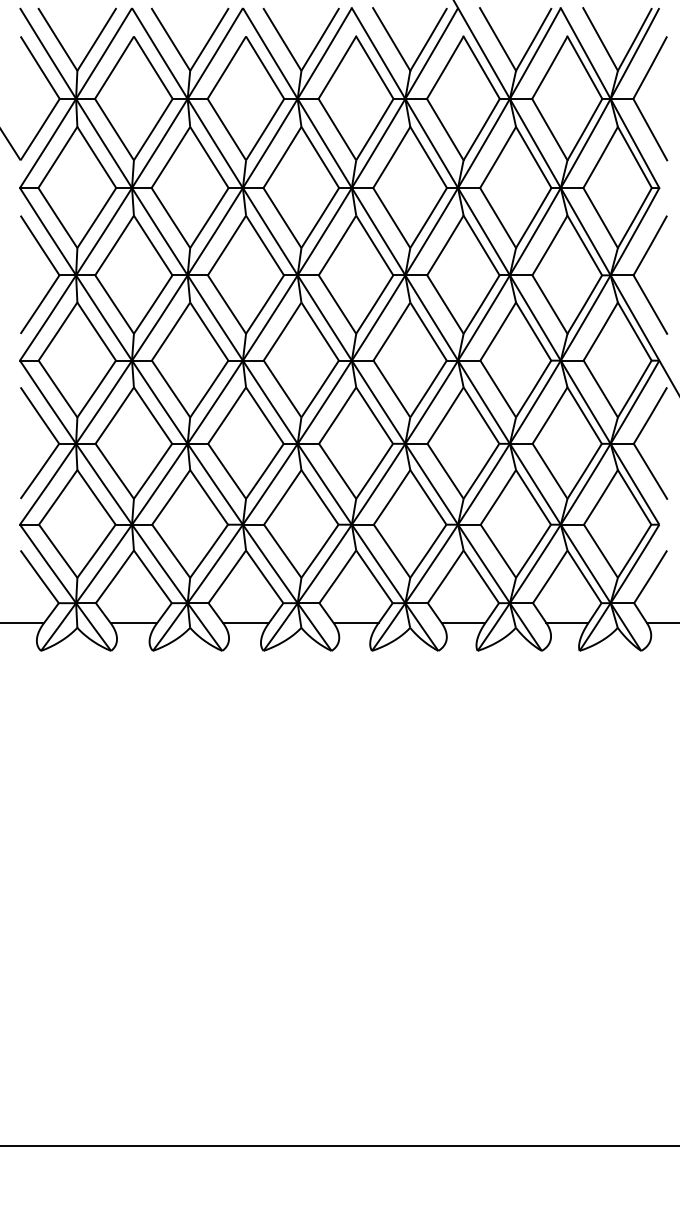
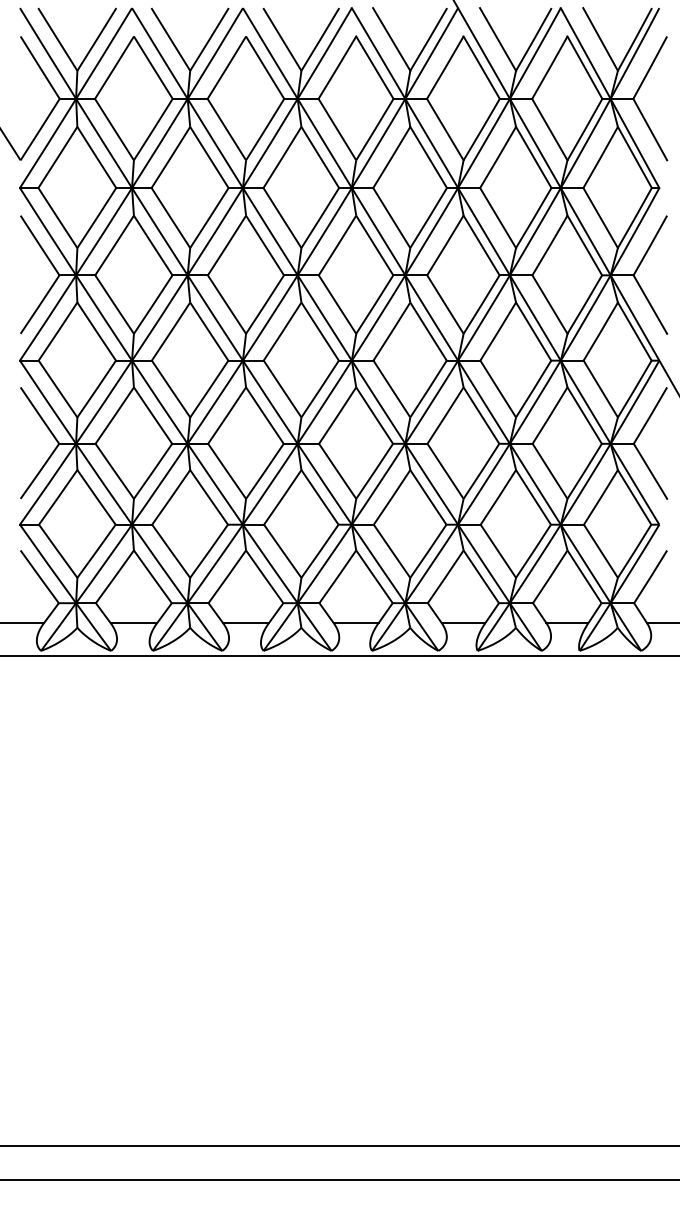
line: none -> present (339, 656)
line: none -> present (339, 1179)
